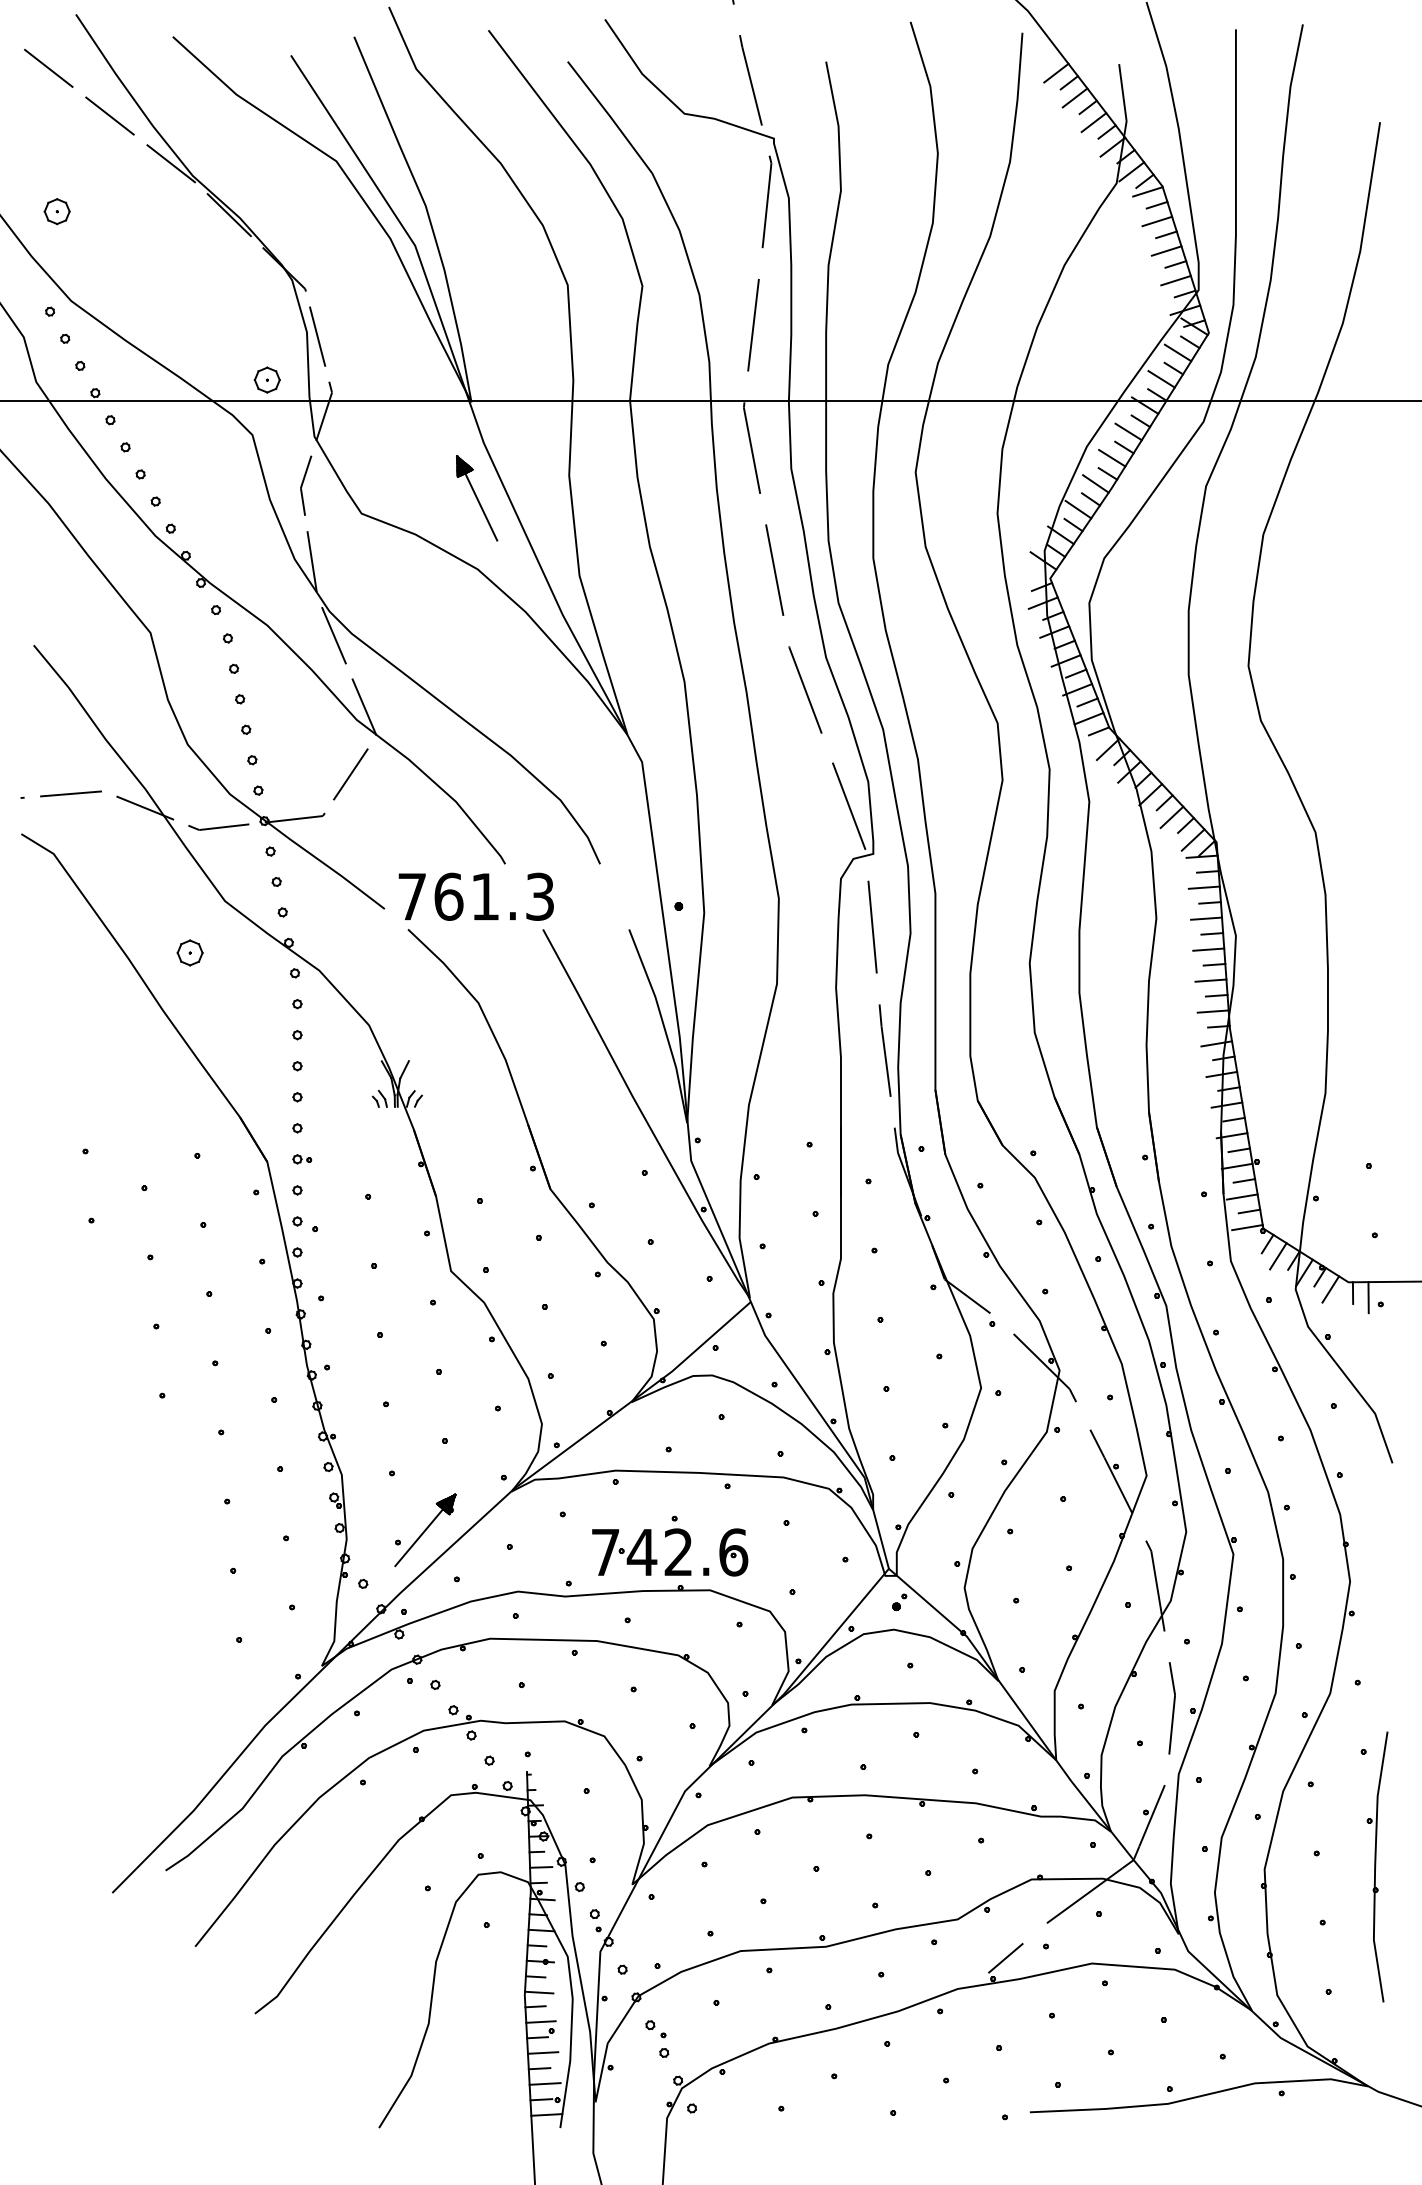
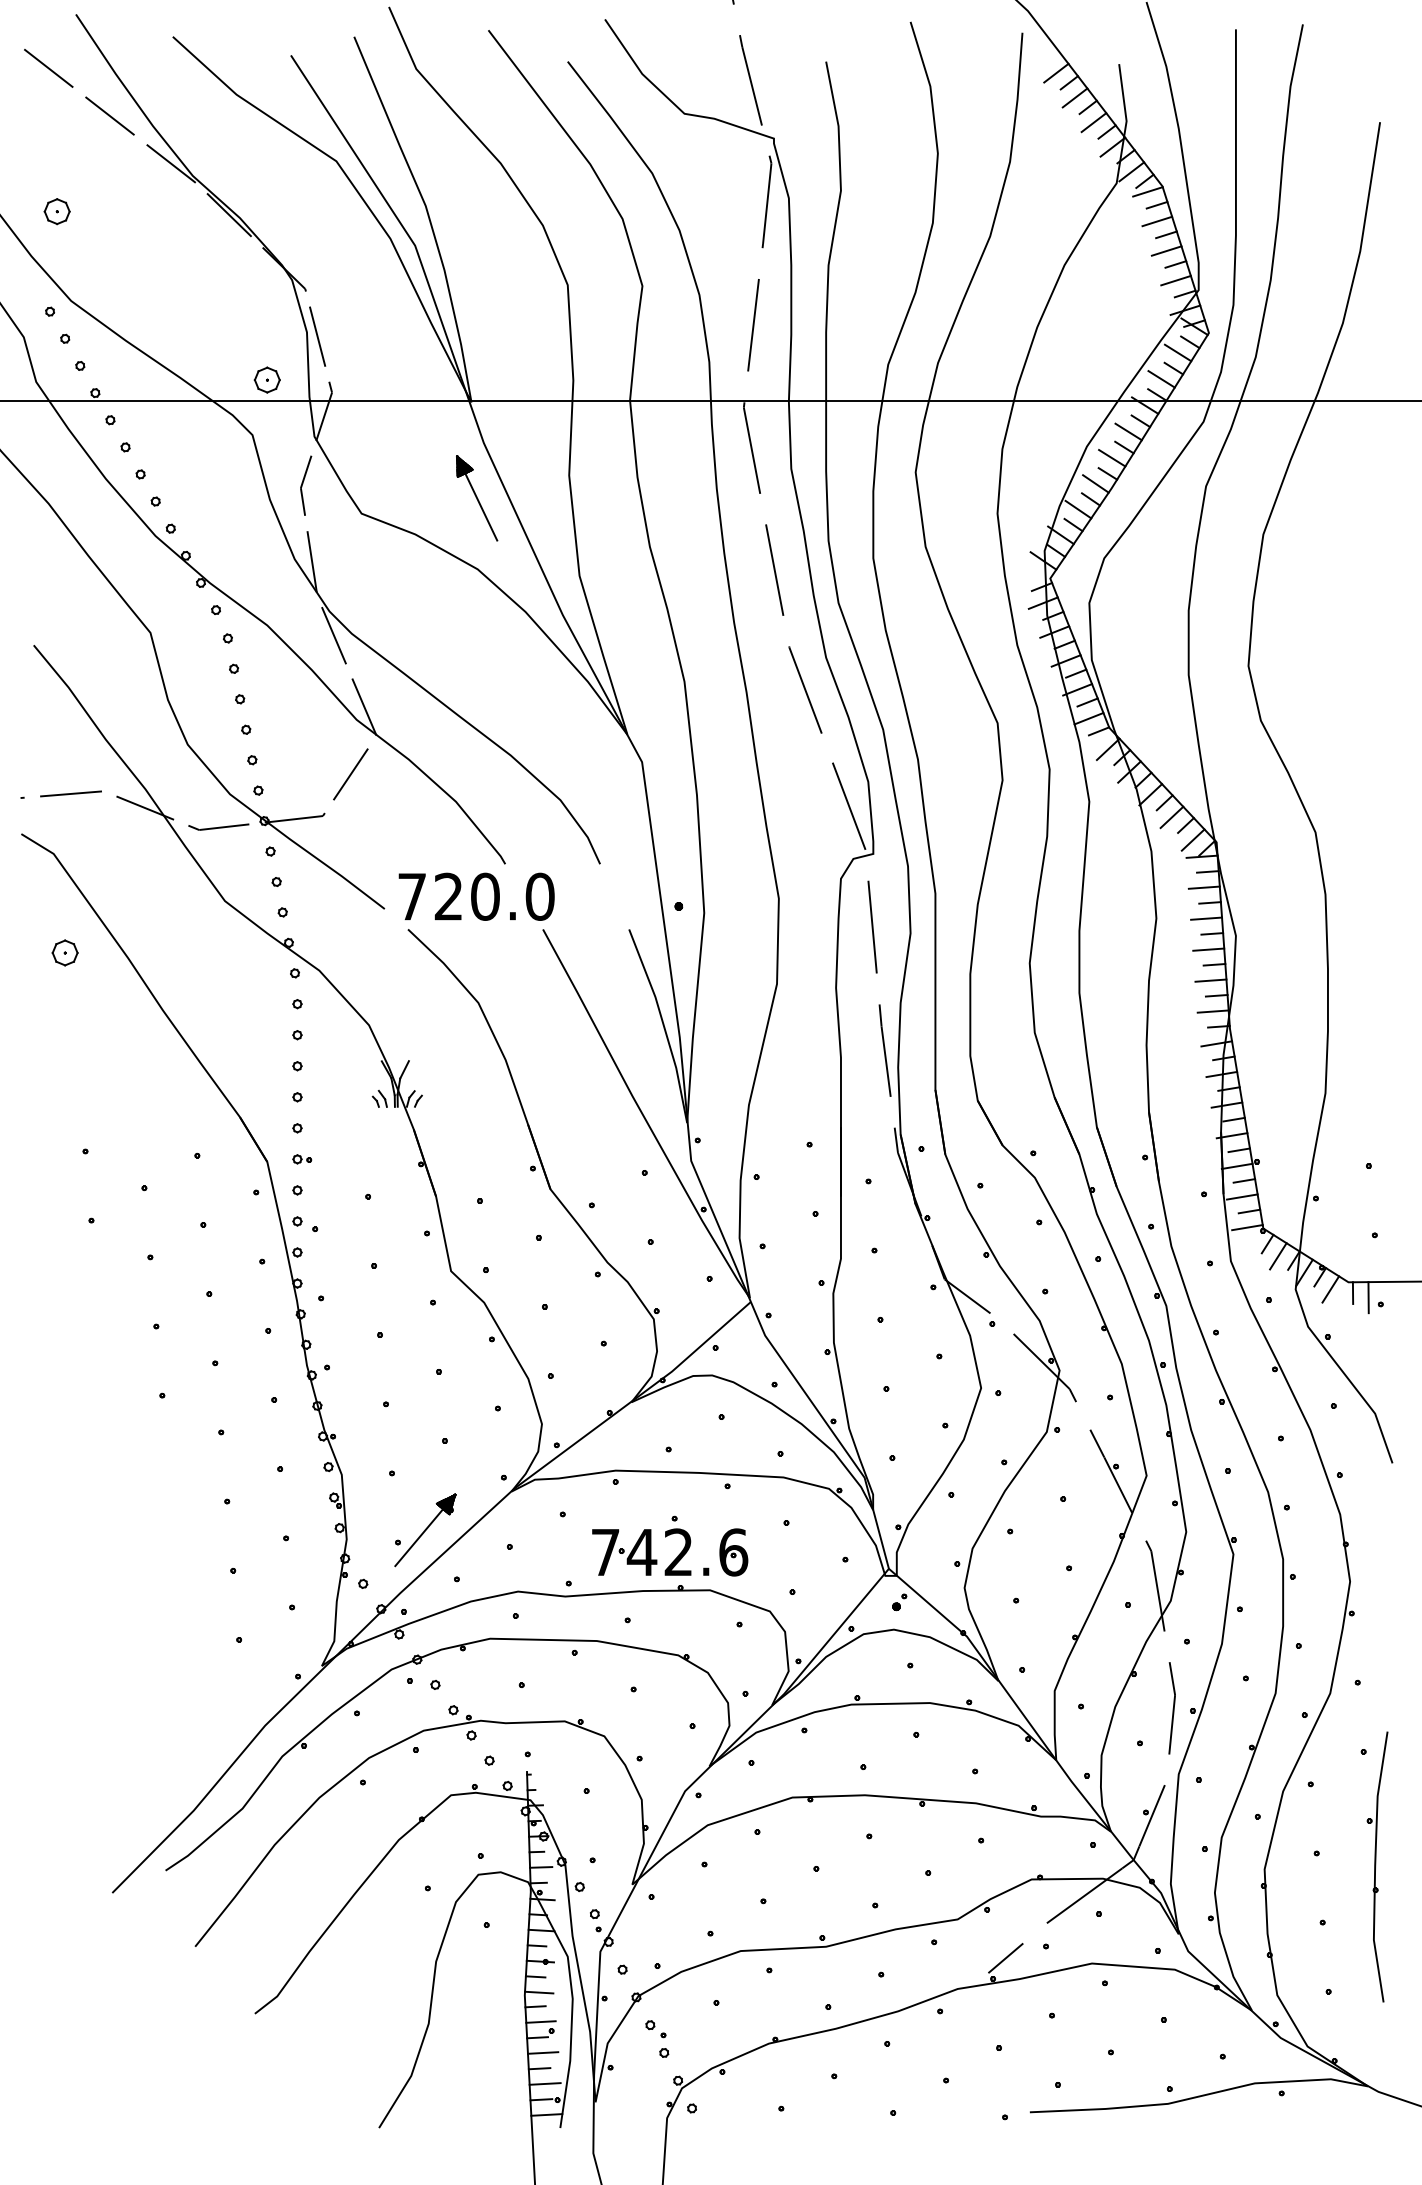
text: 761.3 -> 720.0 (494, 896)
part position: (189, 952) -> (64, 952) (64, 952)
